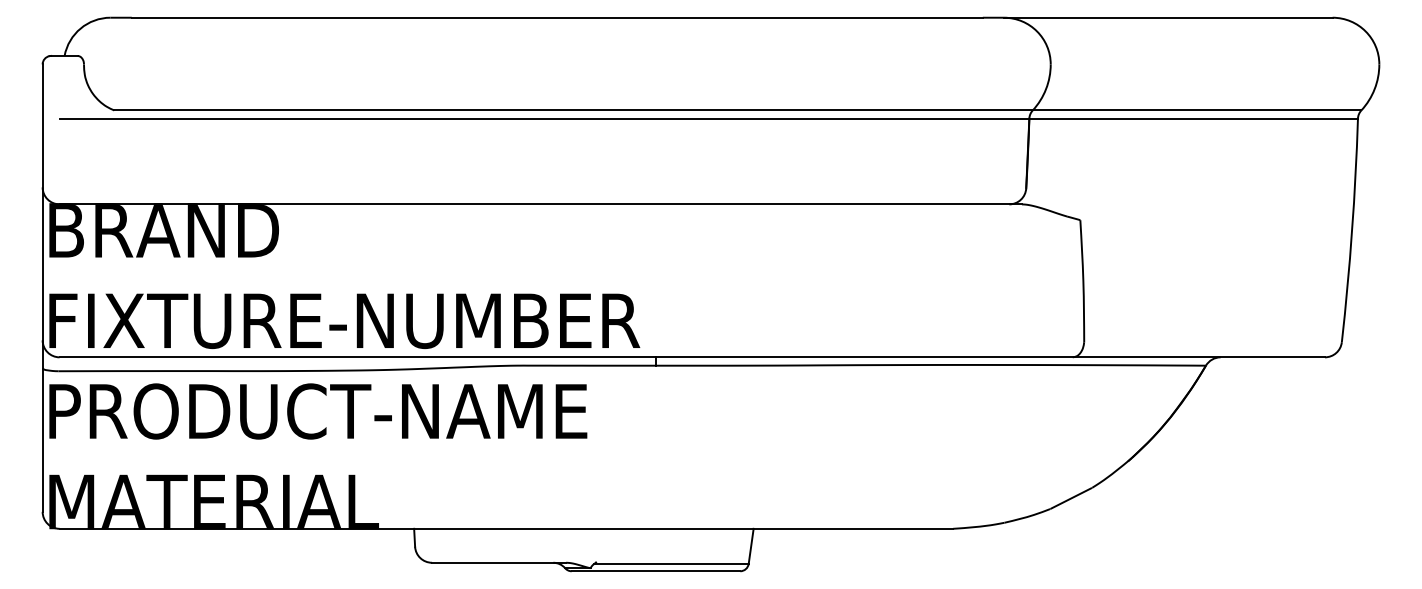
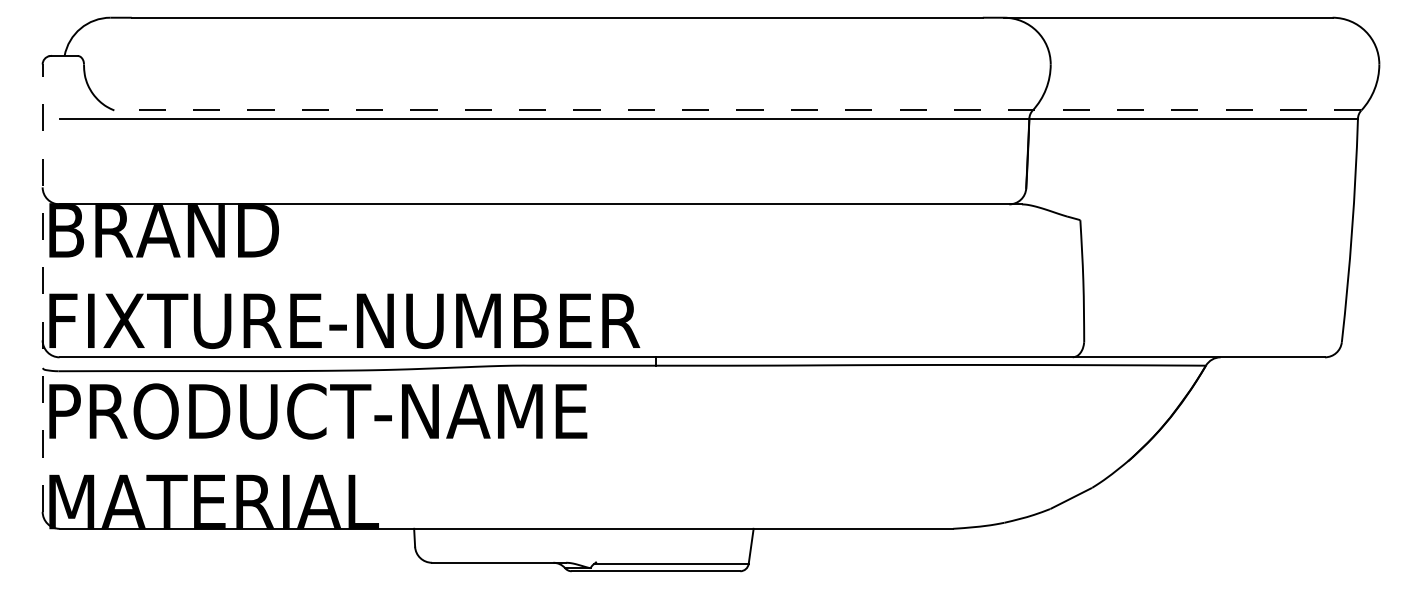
line: solid -> dashed (737, 110)
line: solid -> dashed (42, 288)
